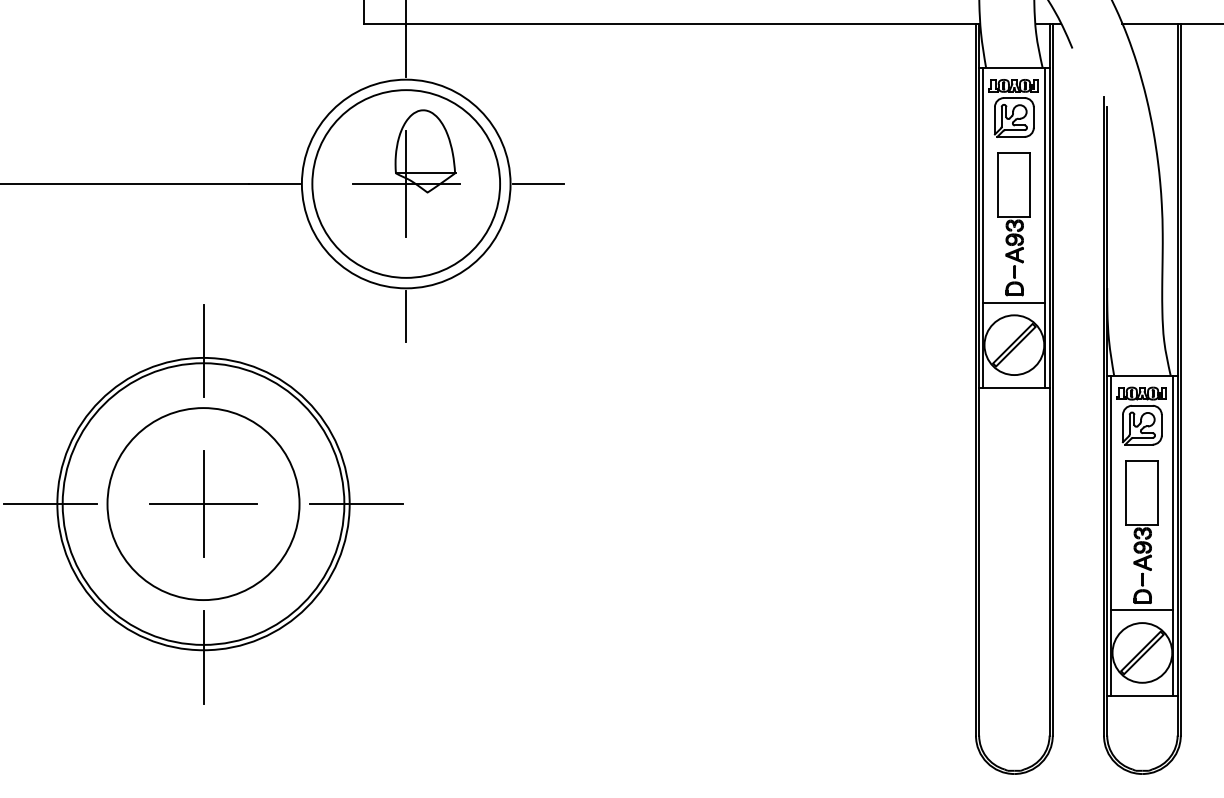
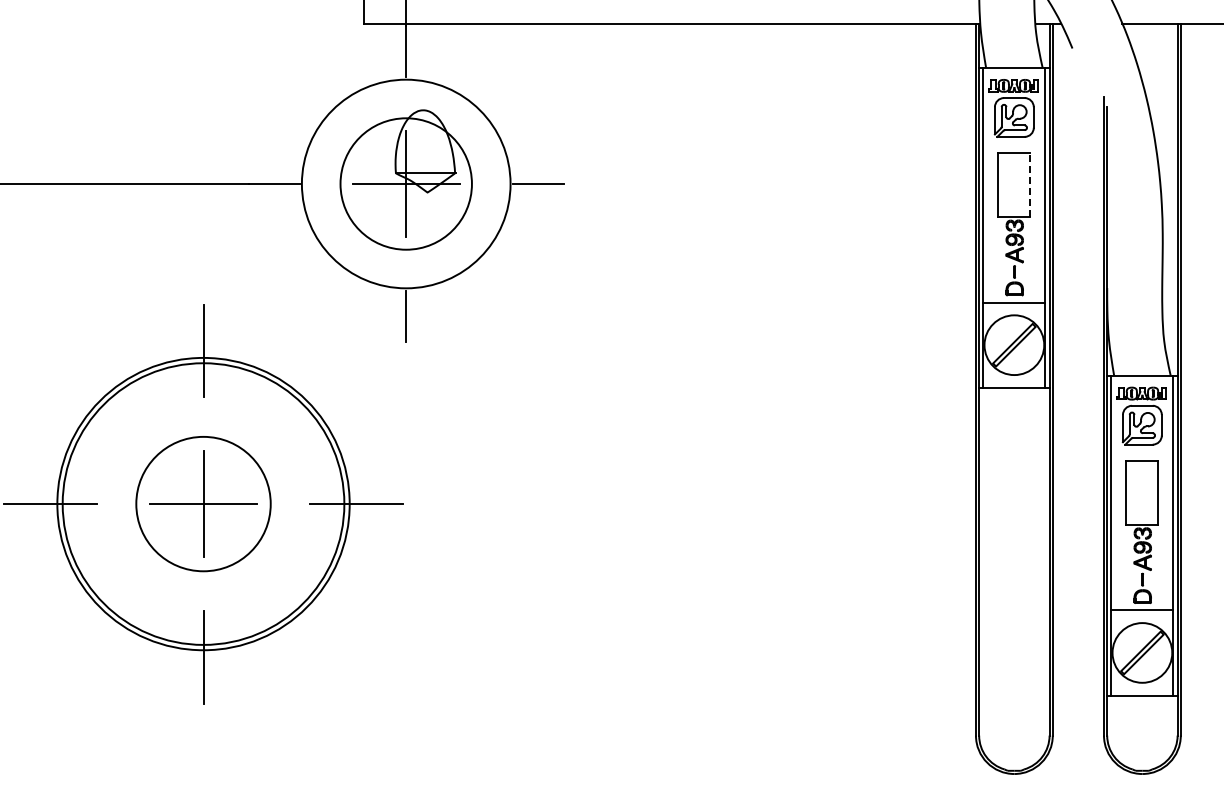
circle diameter: 188 px -> 131 px (405, 183)
line: solid -> dashed (1030, 184)
circle diameter: 192 px -> 134 px (203, 503)
